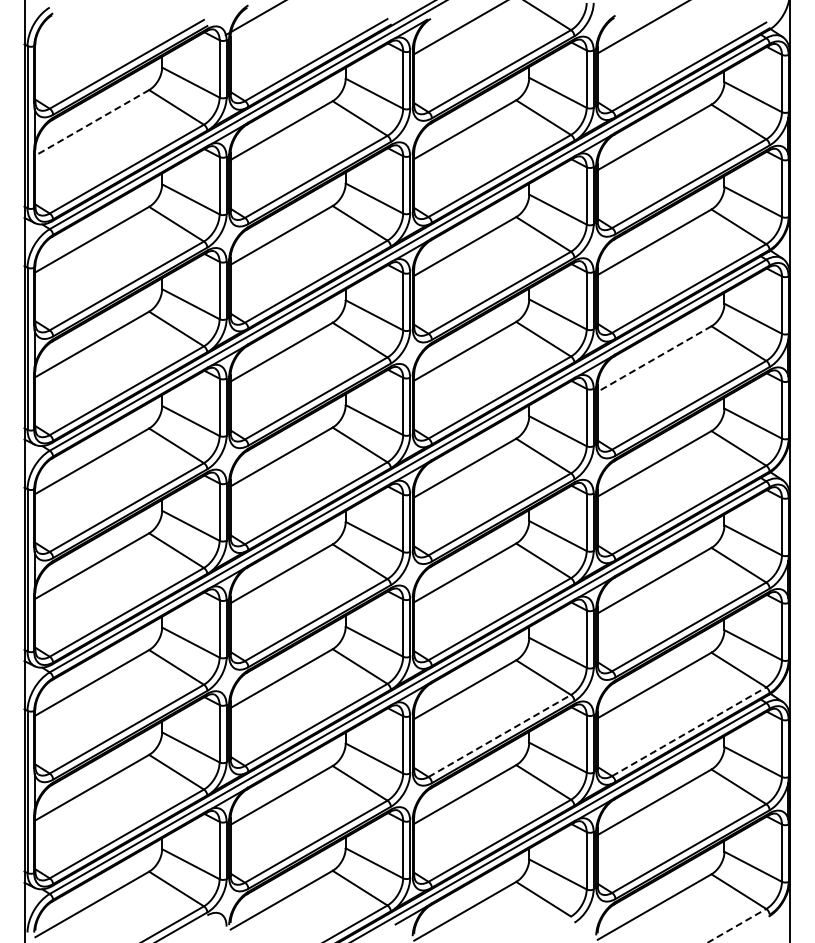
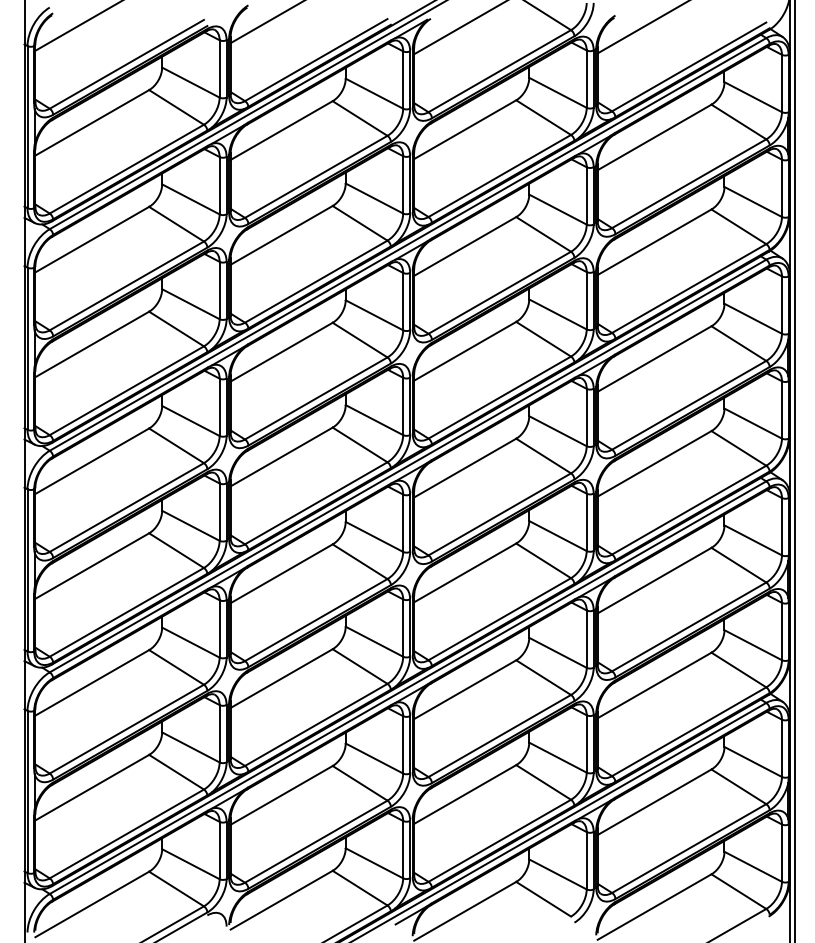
line position: (253, 18) -> (265, 22) (265, 22)
line: none -> present (77, 26)
line: dashed -> solid (92, 122)
line: dashed -> solid (654, 358)
line: none -> present (794, 470)
line: dashed -> solid (689, 731)
line: dashed -> solid (500, 735)
line: dashed -> solid (736, 925)
